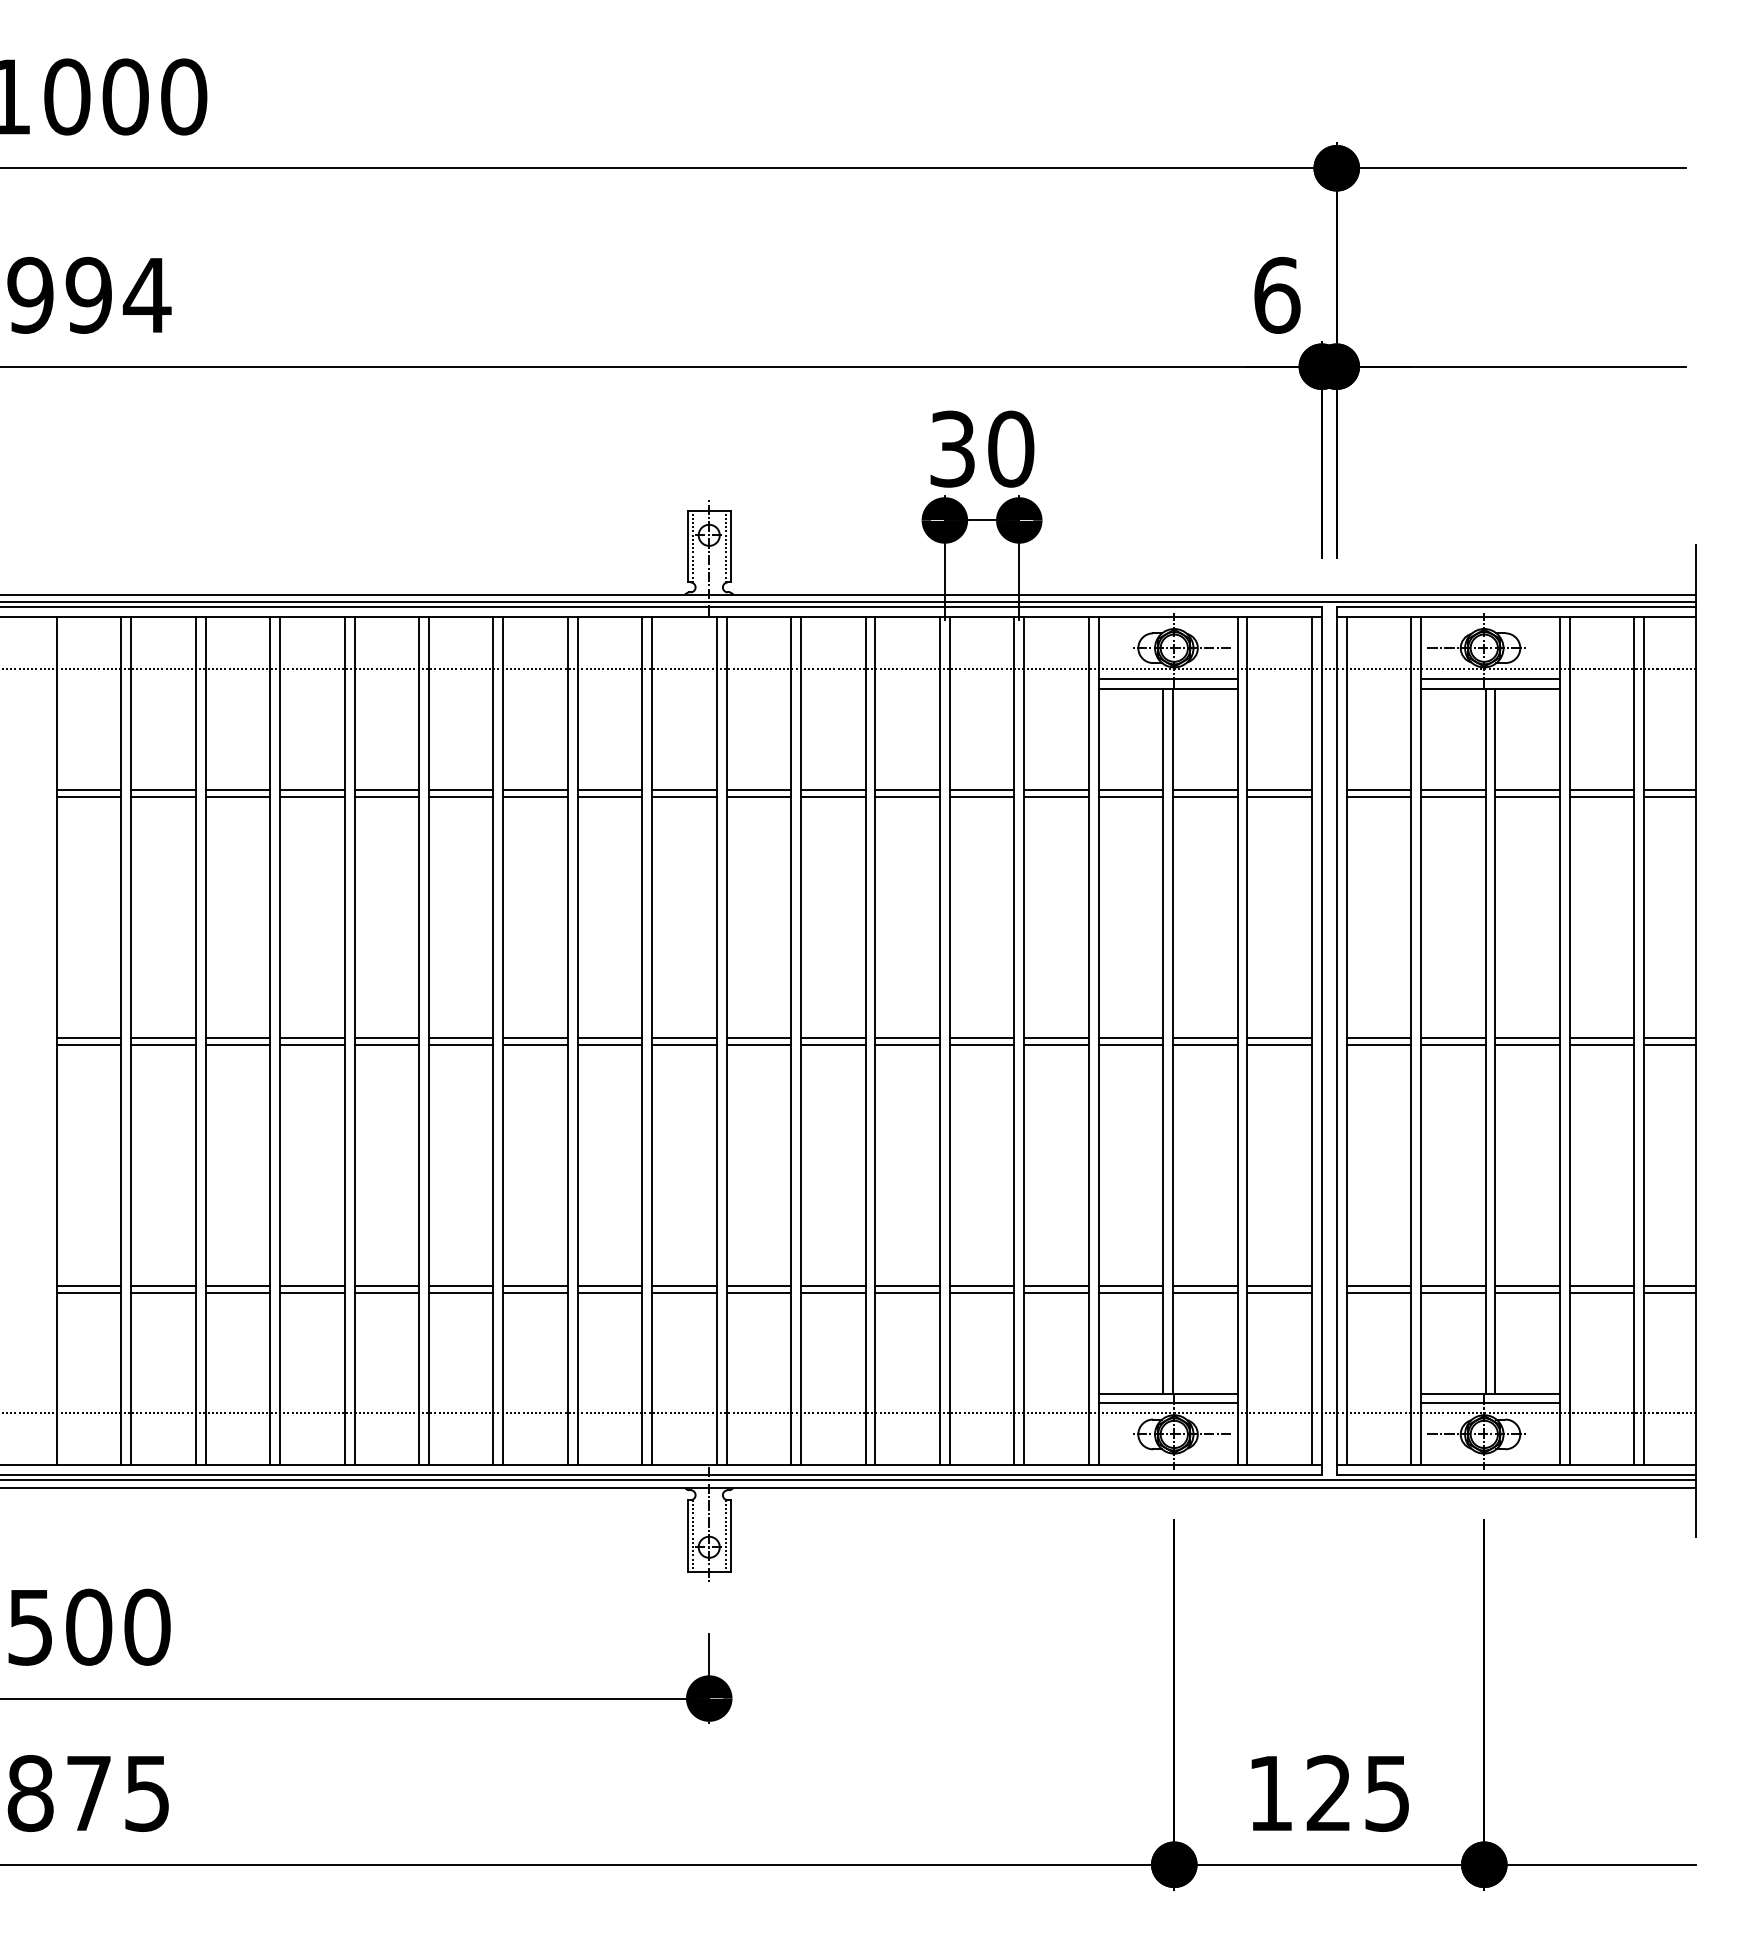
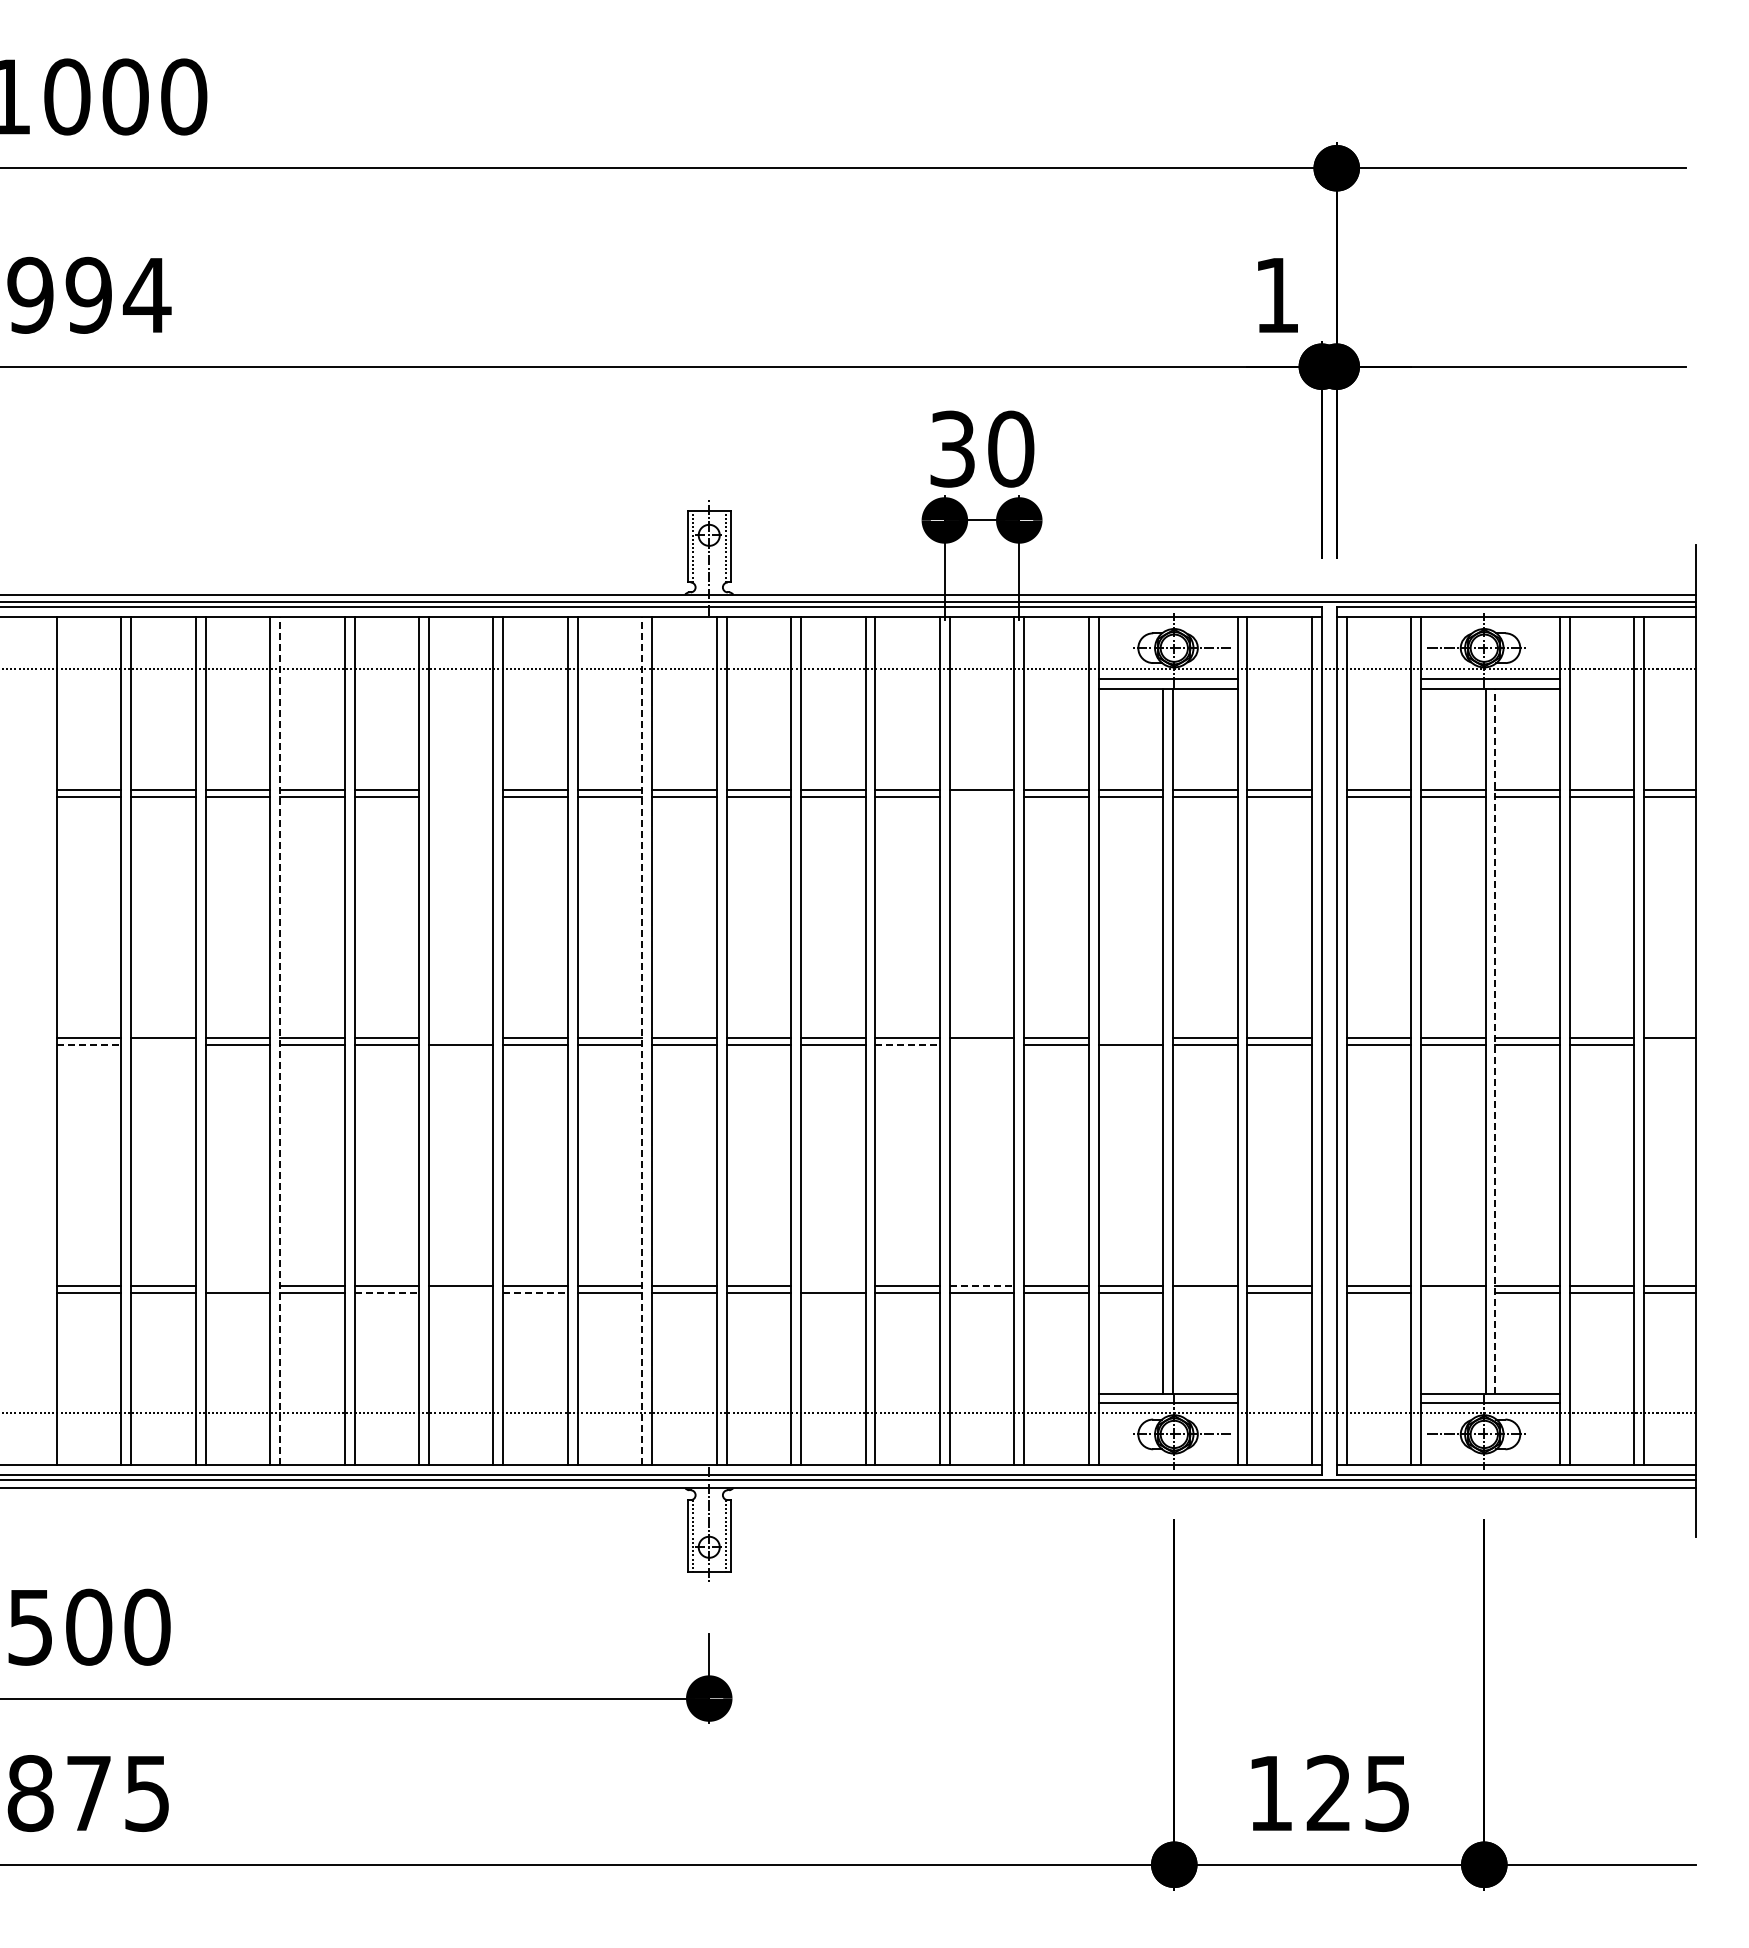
text: 6 -> 1 (1277, 294)
line: present -> none (460, 789)
line: present -> none (460, 797)
line: present -> none (981, 797)
line: present -> none (460, 1037)
line: present -> none (1130, 1037)
line: solid -> dashed (280, 1040)
line: solid -> dashed (642, 1040)
line: solid -> dashed (1495, 1040)
line: solid -> dashed (89, 1045)
line: present -> none (163, 1045)
line: solid -> dashed (908, 1045)
line: present -> none (981, 1045)
line: present -> none (1670, 1045)
line: present -> none (237, 1285)
line: present -> none (833, 1285)
line: solid -> dashed (982, 1285)
line: solid -> dashed (387, 1293)
line: present -> none (460, 1293)
line: solid -> dashed (536, 1293)
line: present -> none (1205, 1293)
line: present -> none (1453, 1293)
